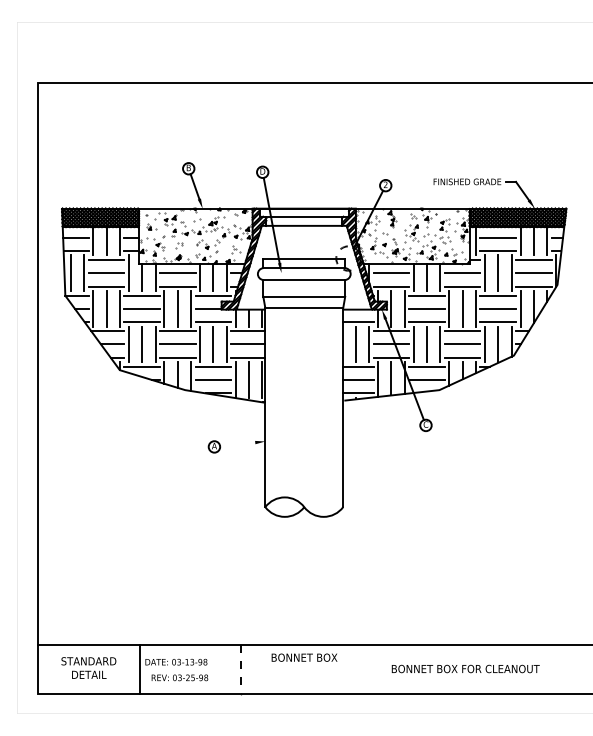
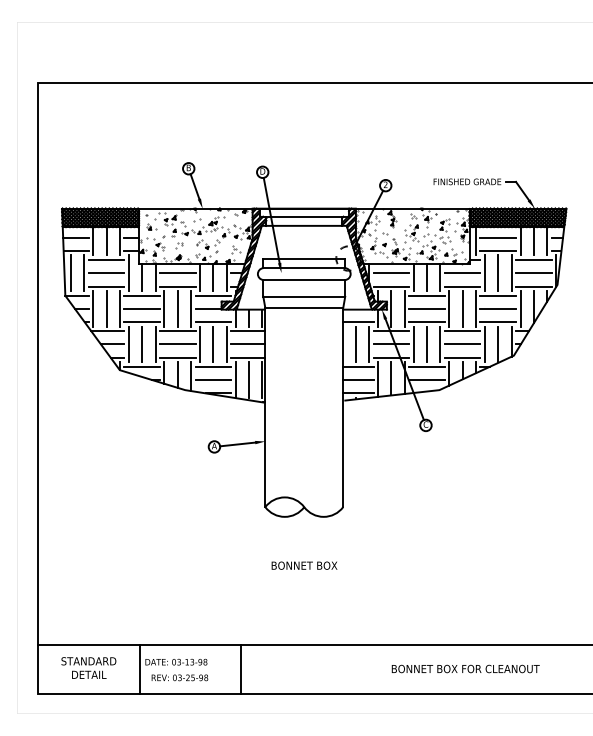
line: none -> present (237, 444)
text position: (304, 657) -> (304, 565) (304, 565)
line: dashed -> solid (241, 669)
